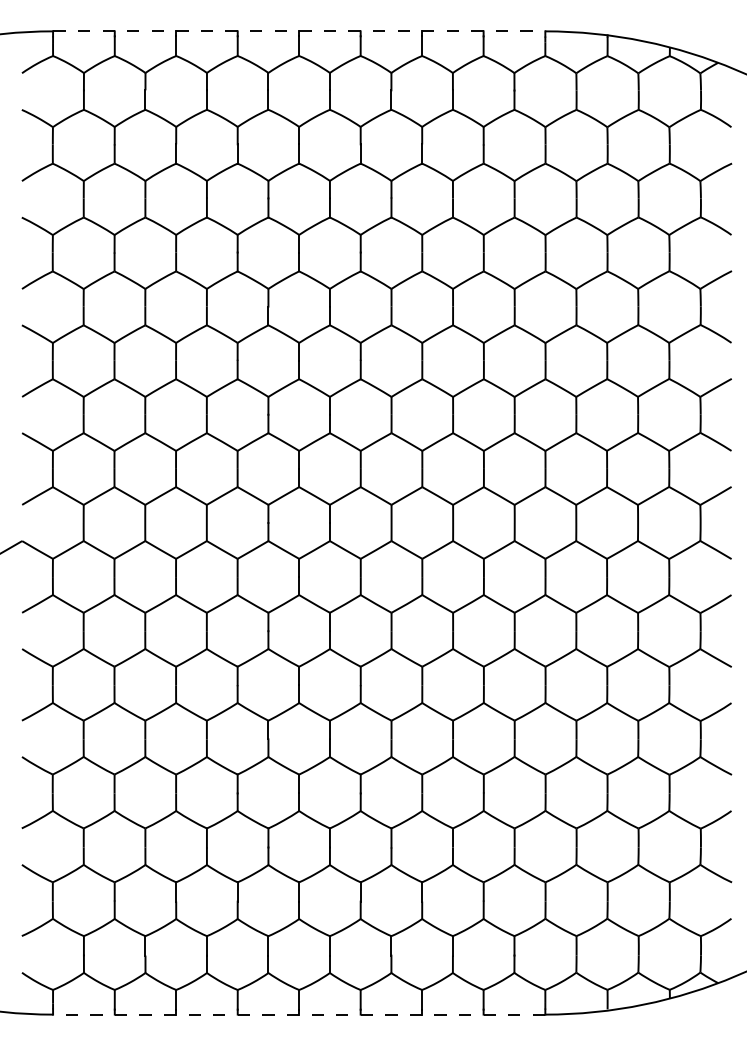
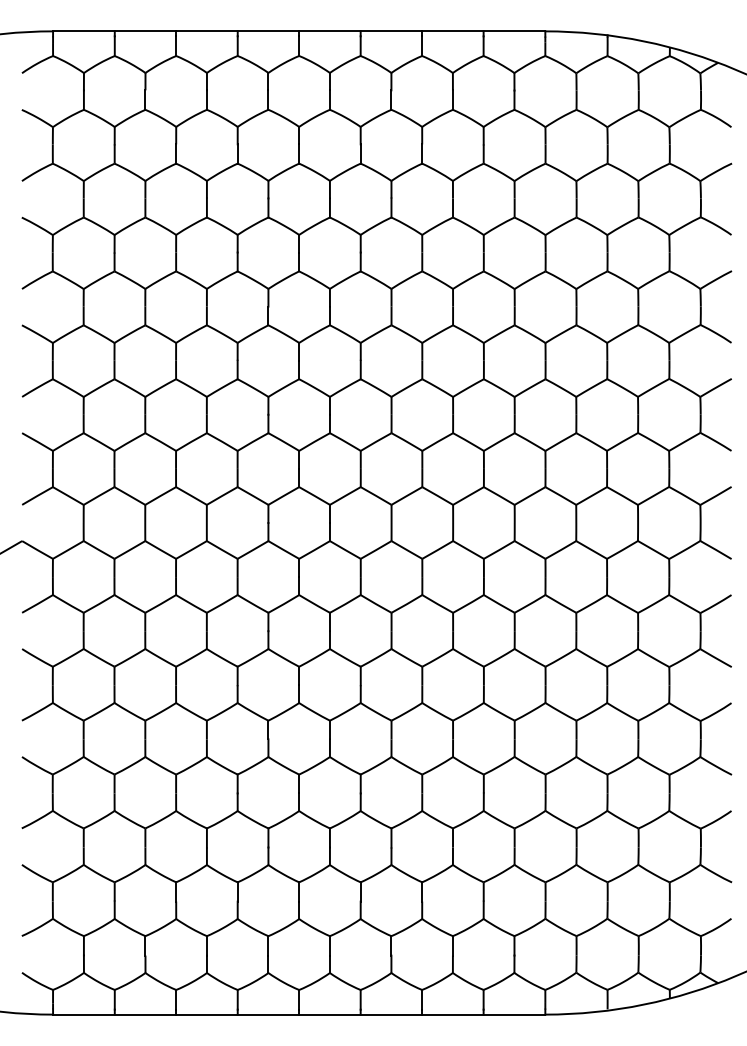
line: dashed -> solid (299, 31)
line: dashed -> solid (299, 1014)
